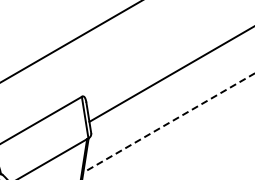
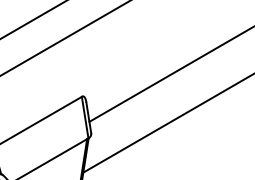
line: none -> present (33, 20)
line position: (70, 41) -> (64, 38) (64, 38)
line: dashed -> solid (168, 123)
